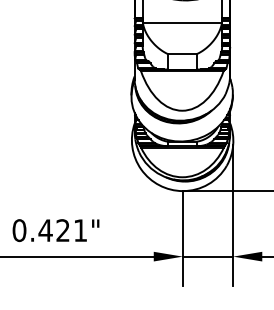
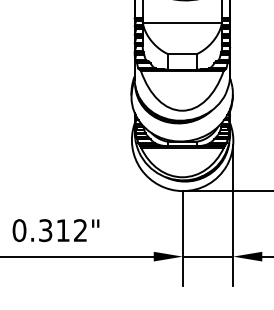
text: 0.421" -> 0.312" (62, 230)
